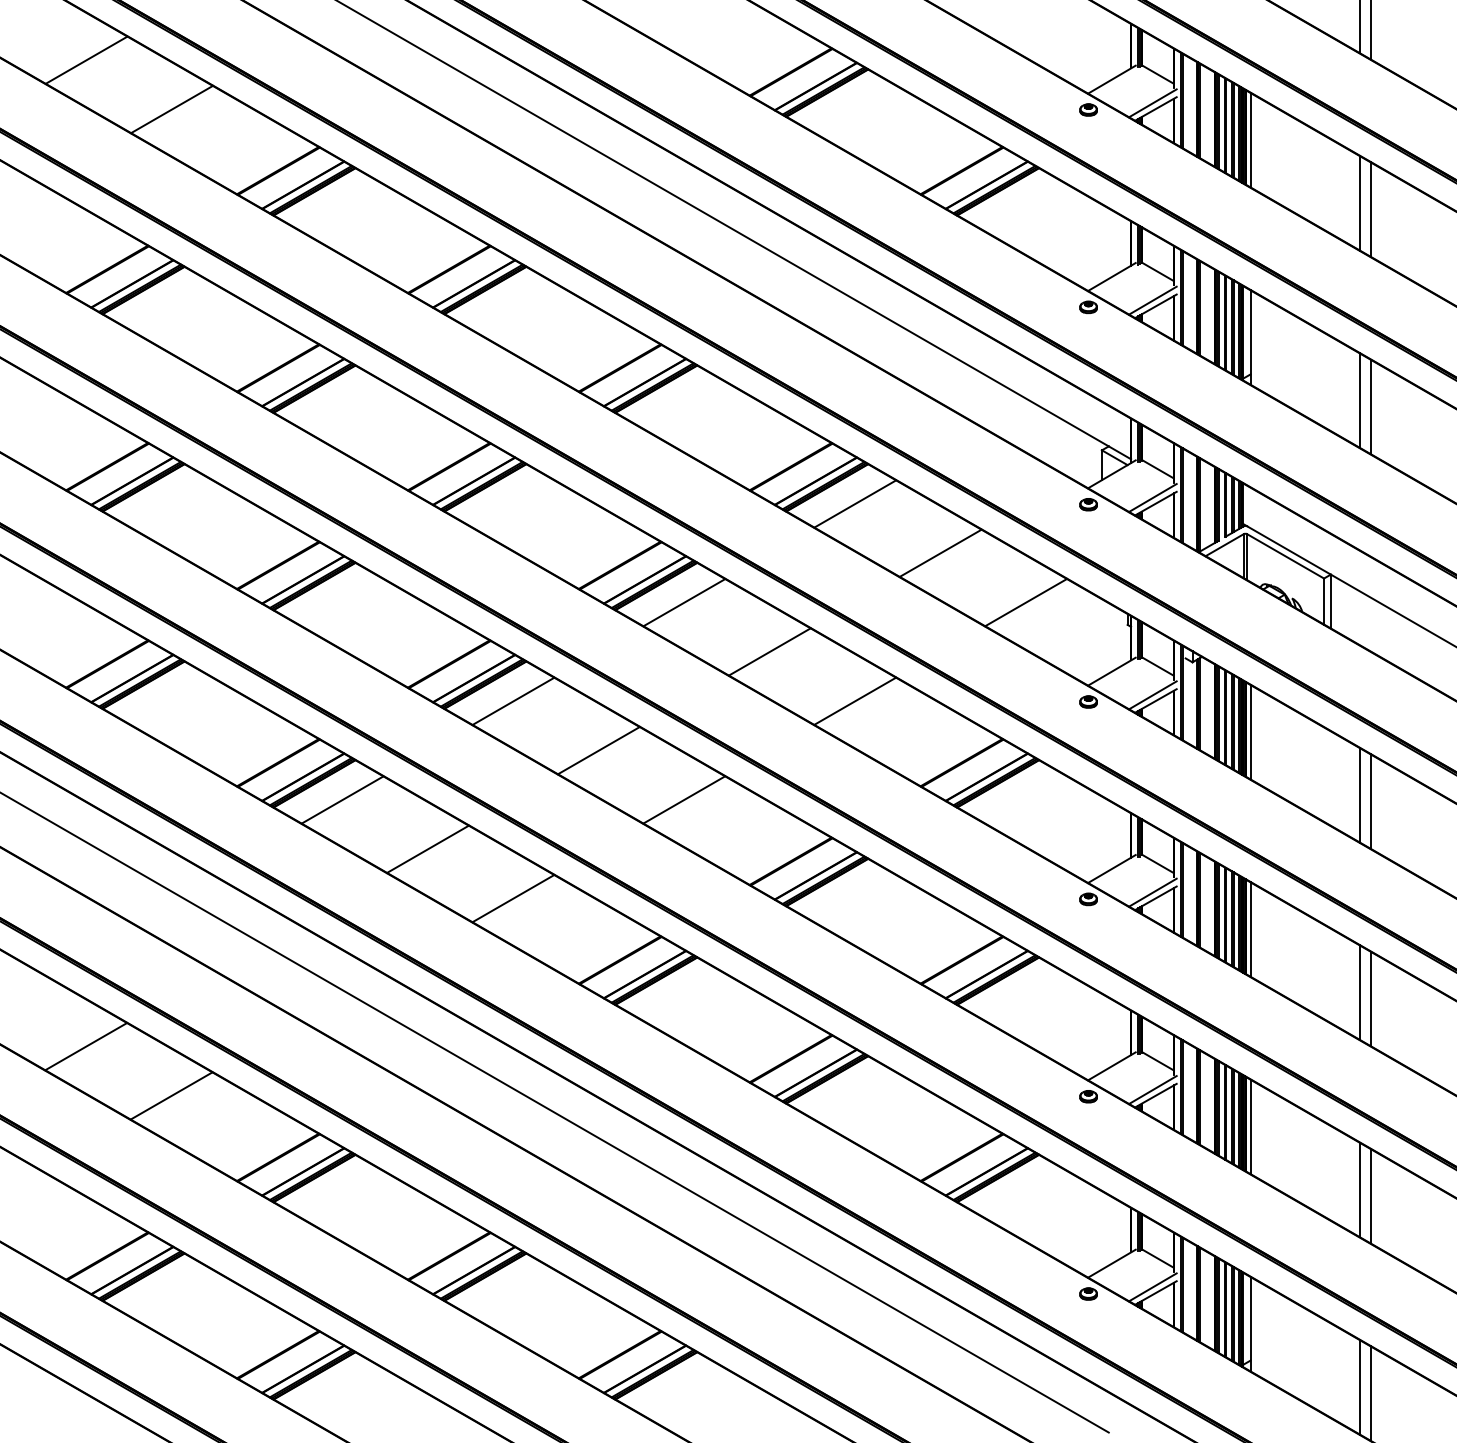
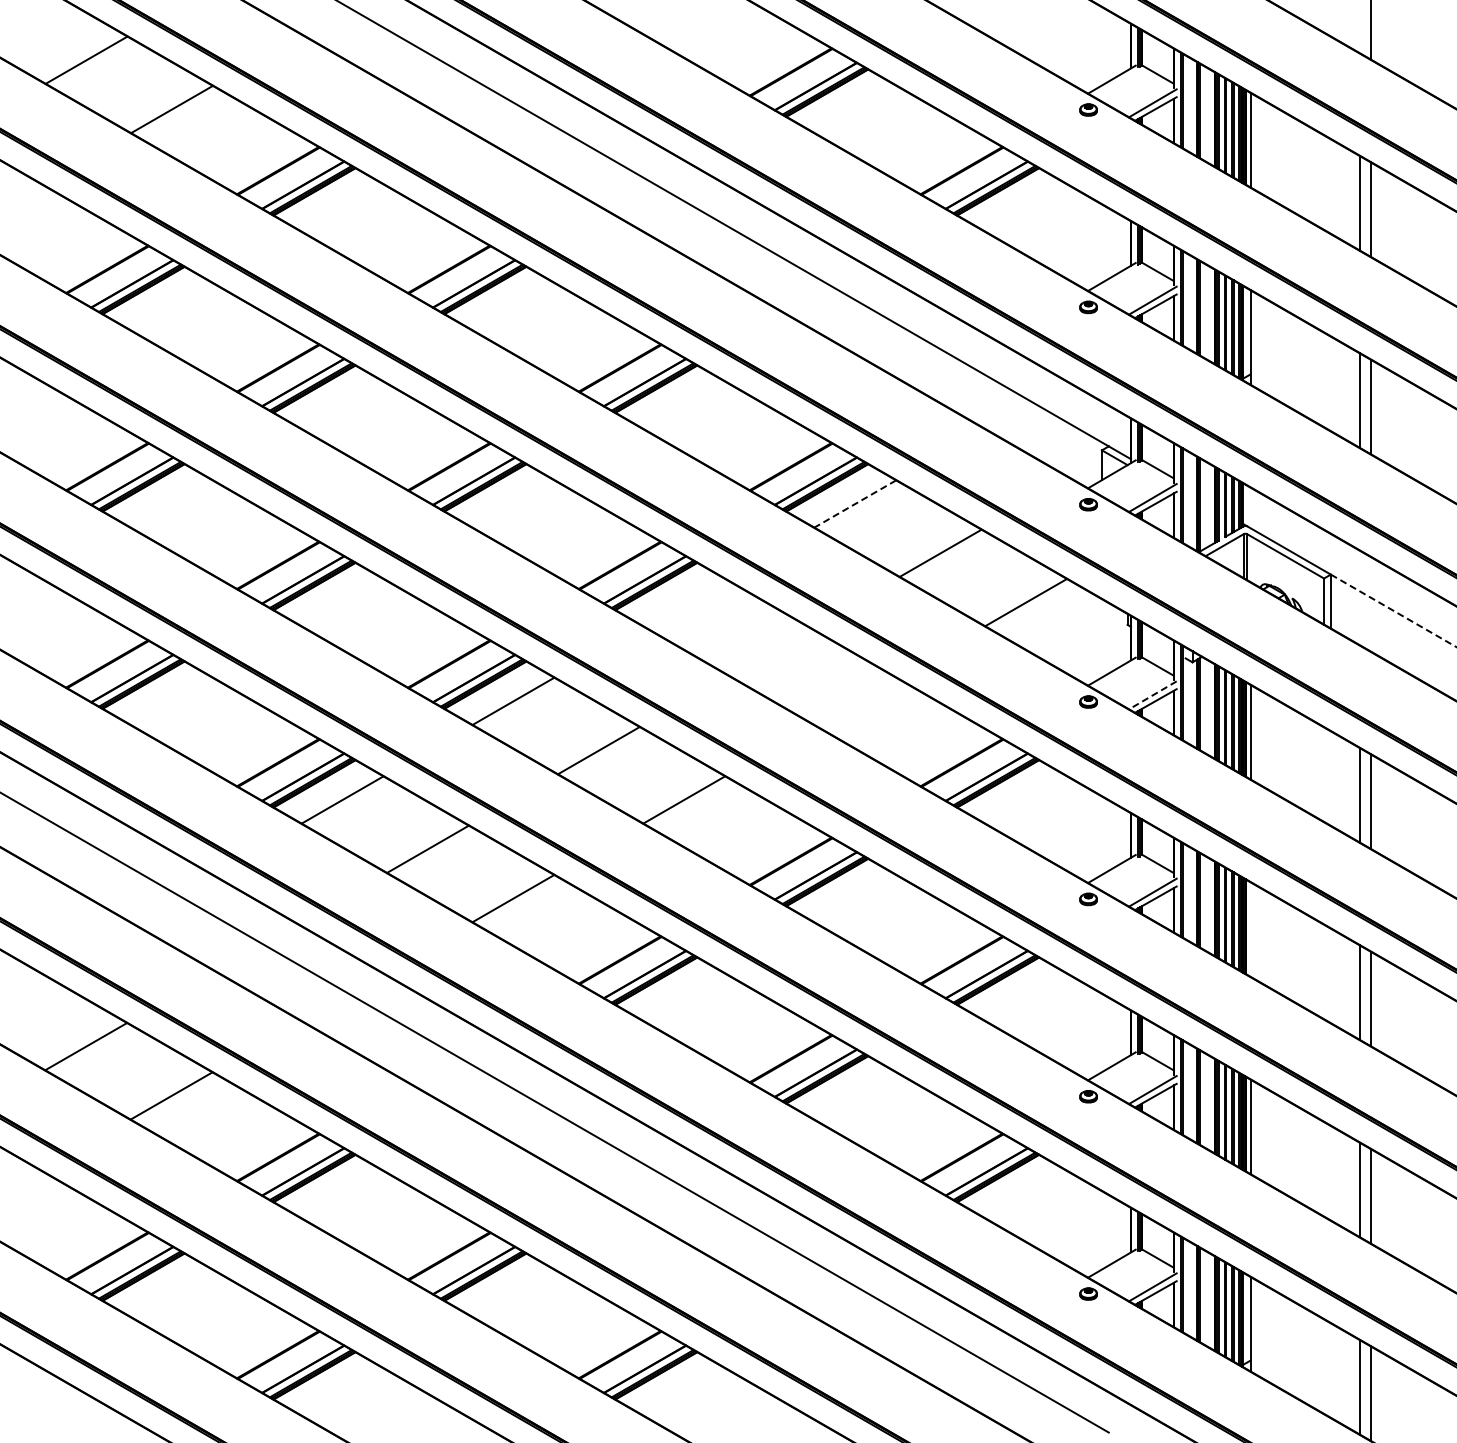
line: present -> none (1359, 27)
line: solid -> dashed (854, 504)
line: present -> none (684, 602)
line: solid -> dashed (1394, 611)
line: present -> none (769, 651)
line: solid -> dashed (1152, 695)
line: present -> none (855, 700)
line: present -> none (1250, 929)
